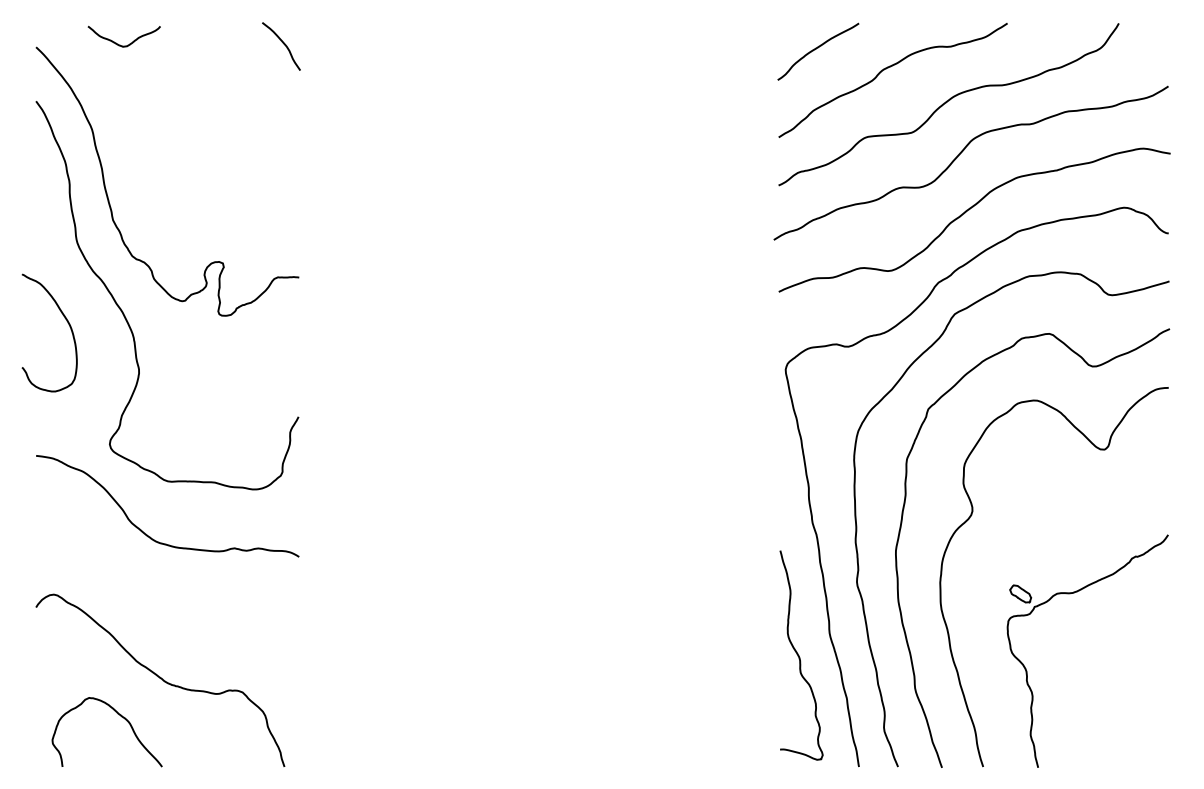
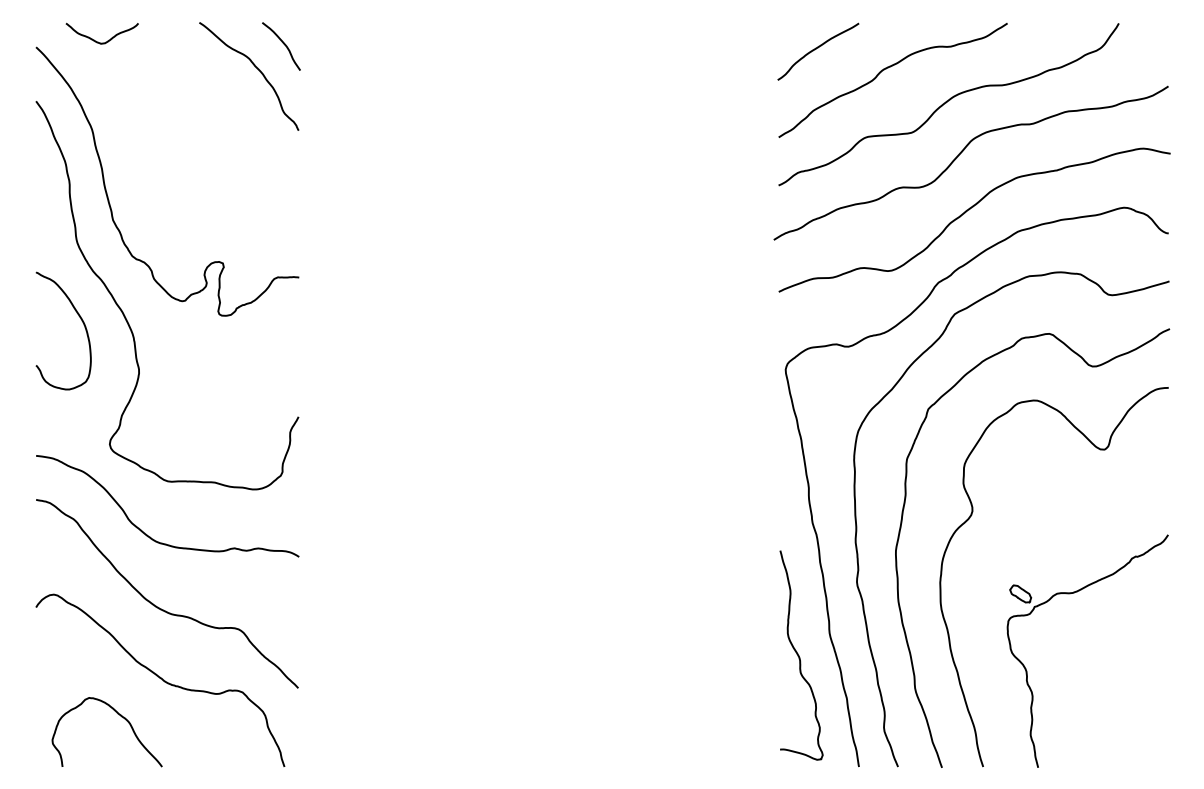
curve position: (120, 44) -> (98, 41) (98, 41)
curve: none -> present (256, 68)
curve position: (67, 323) -> (81, 321) (81, 321)
curve: none -> present (159, 607)
